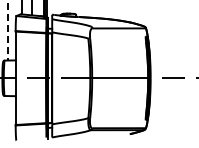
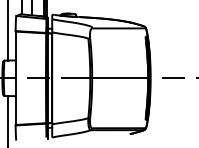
line: dashed -> solid (7, 30)
line: none -> present (7, 120)
